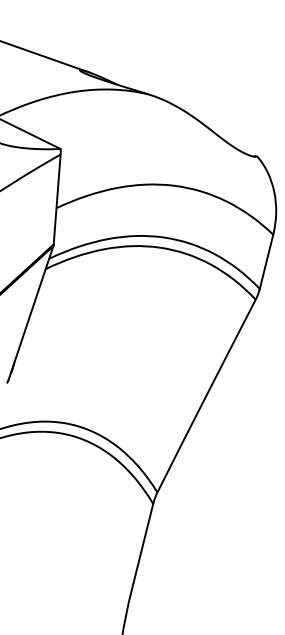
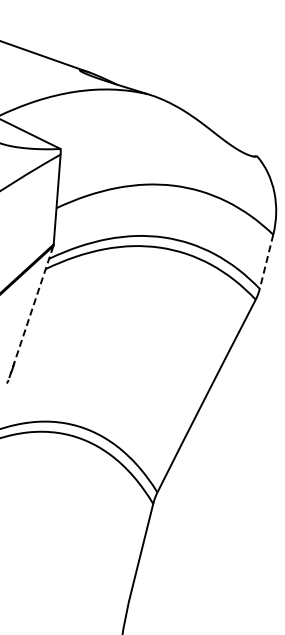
line: solid -> dashed (266, 261)
line: solid -> dashed (31, 313)
